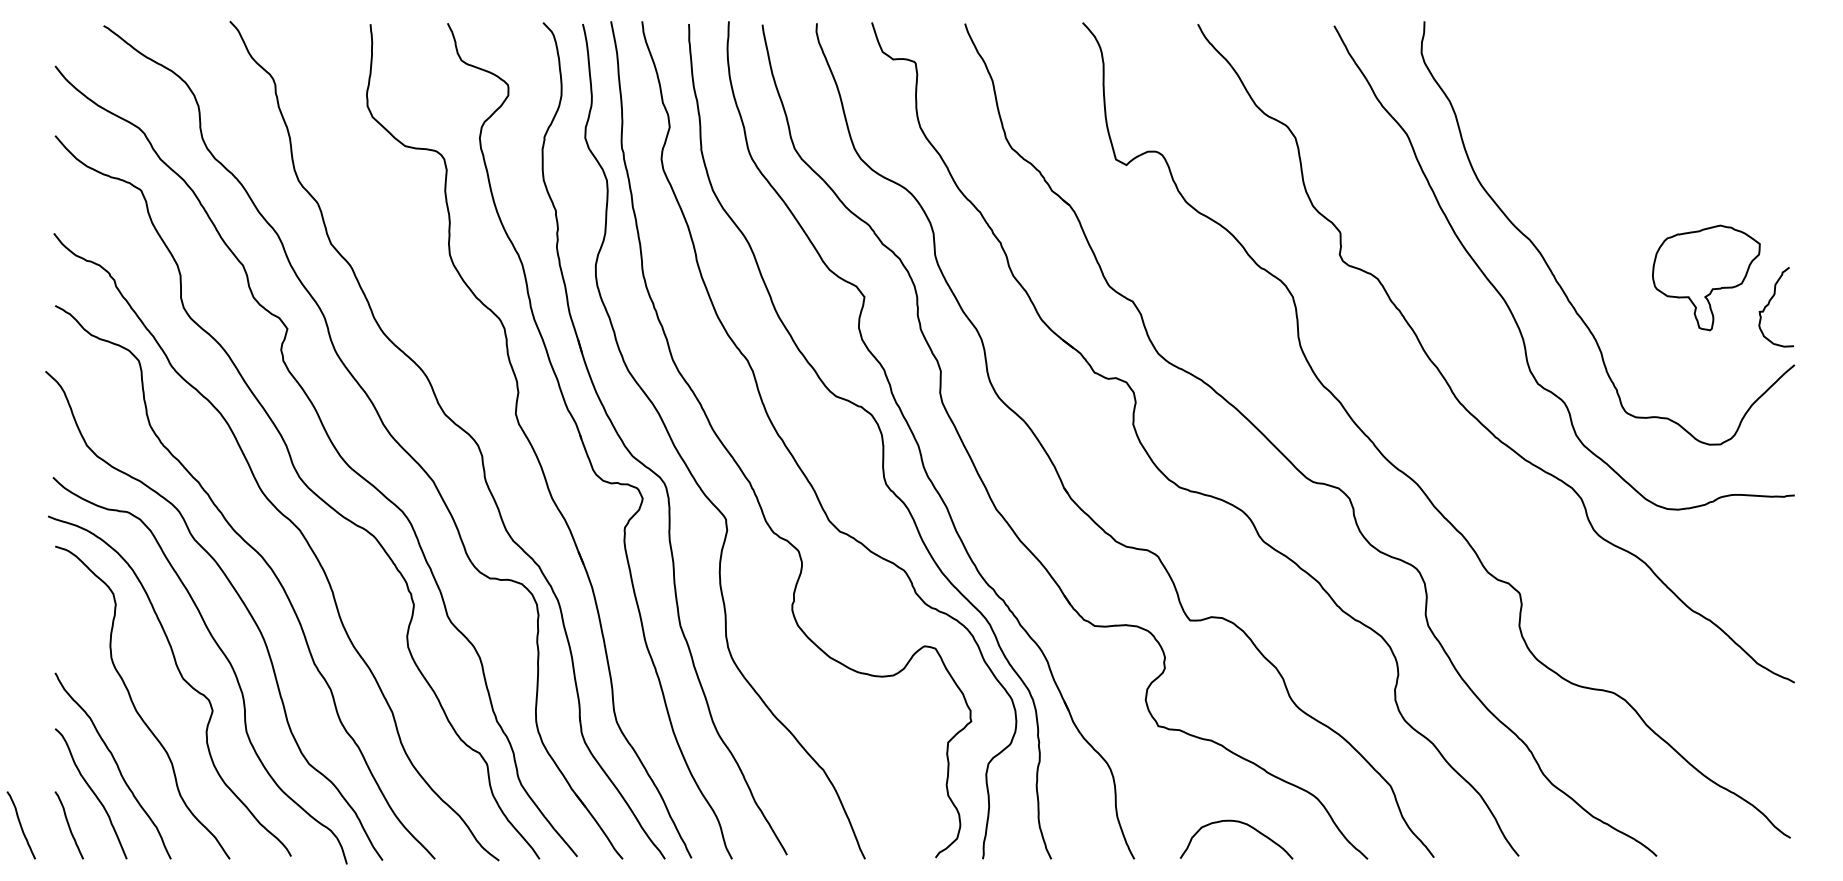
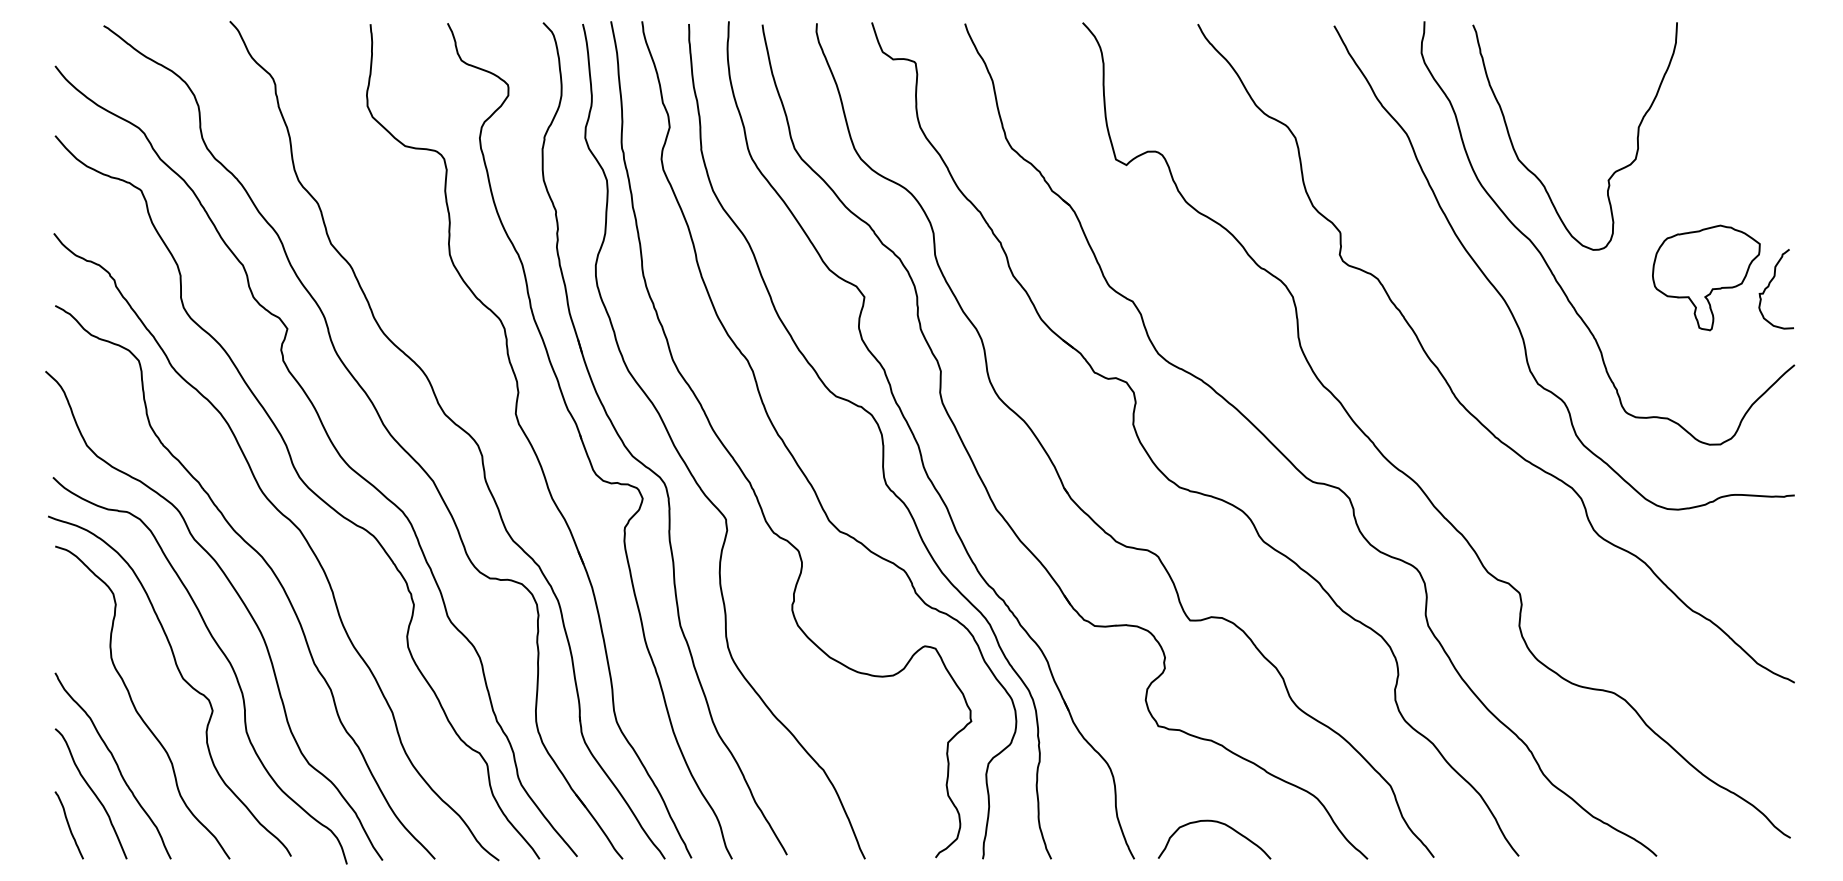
curve: none -> present (1612, 173)
curve position: (1769, 304) -> (1769, 286) (1769, 286)
curve position: (1240, 823) -> (1218, 823) (1218, 823)
curve: present -> none (20, 825)
